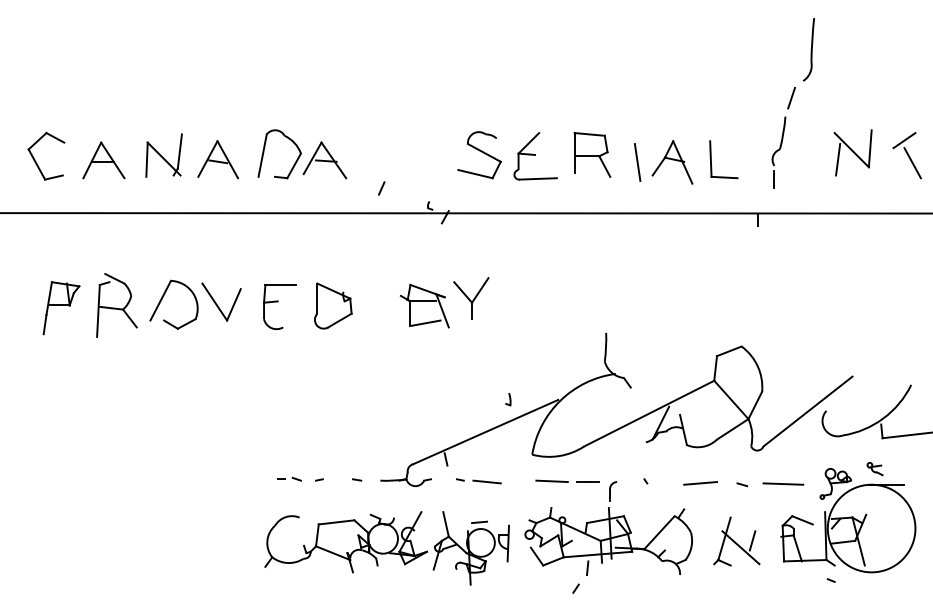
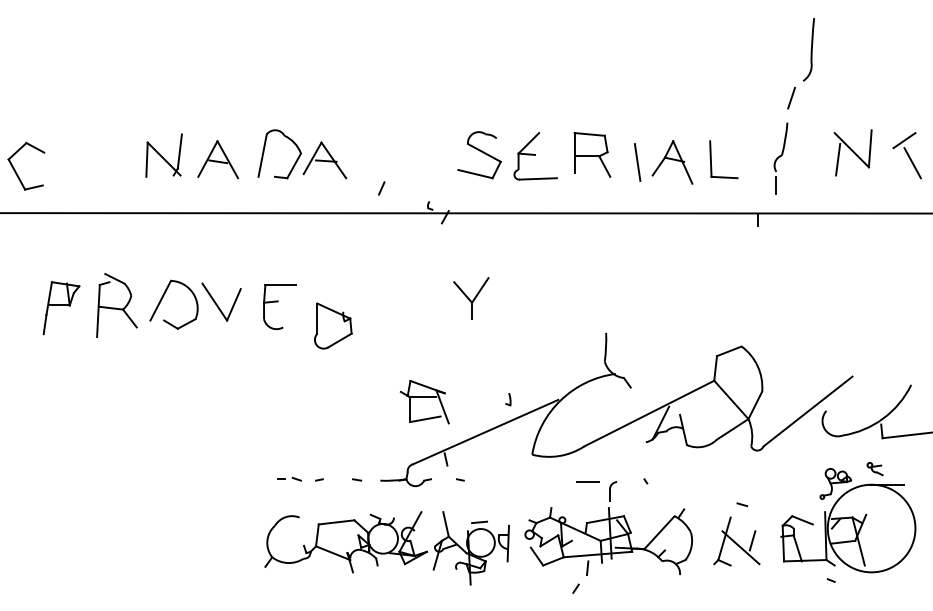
part position: (778, 152) -> (780, 158) (780, 158)
part: present -> none (103, 160)
part position: (36, 161) -> (16, 171) (16, 171)
part position: (333, 305) -> (333, 325) (333, 325)
part position: (424, 306) -> (424, 402) (424, 402)
line: present -> none (486, 481)
line: present -> none (551, 481)
line: present -> none (700, 483)
line: present -> none (783, 483)
line position: (742, 484) -> (742, 504) (742, 504)
